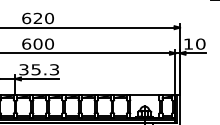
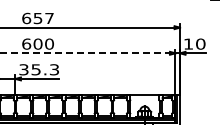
text: 620 -> 657 (43, 18)
line: solid -> dashed (88, 53)
